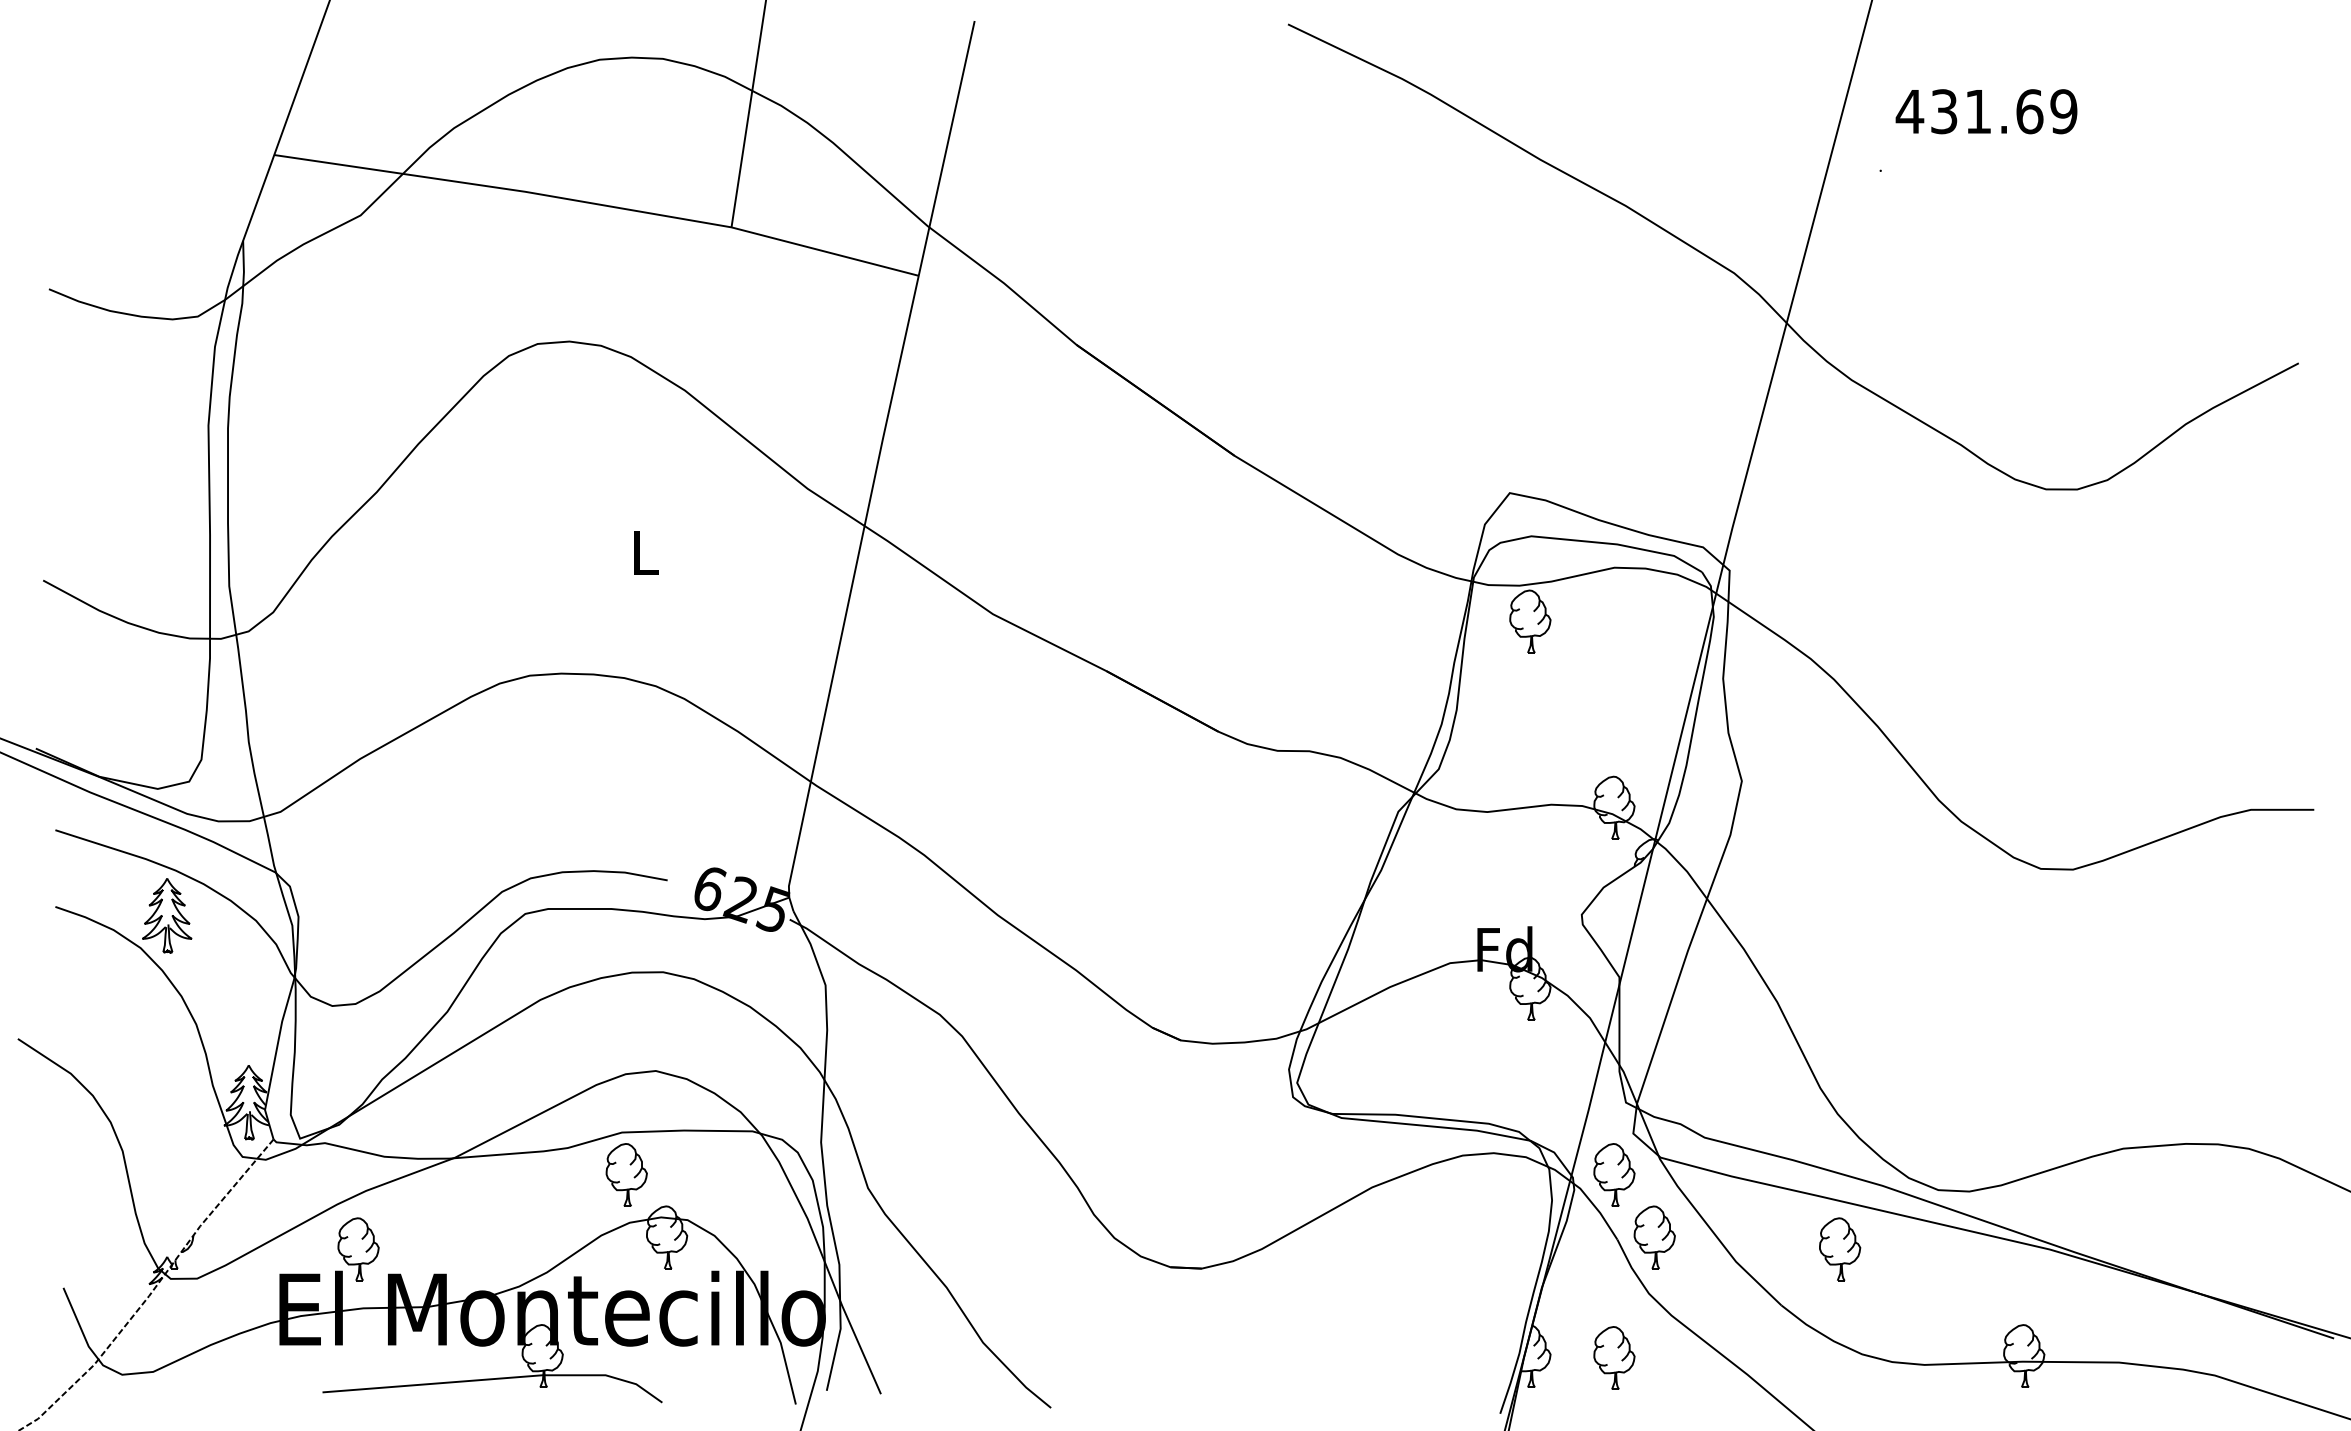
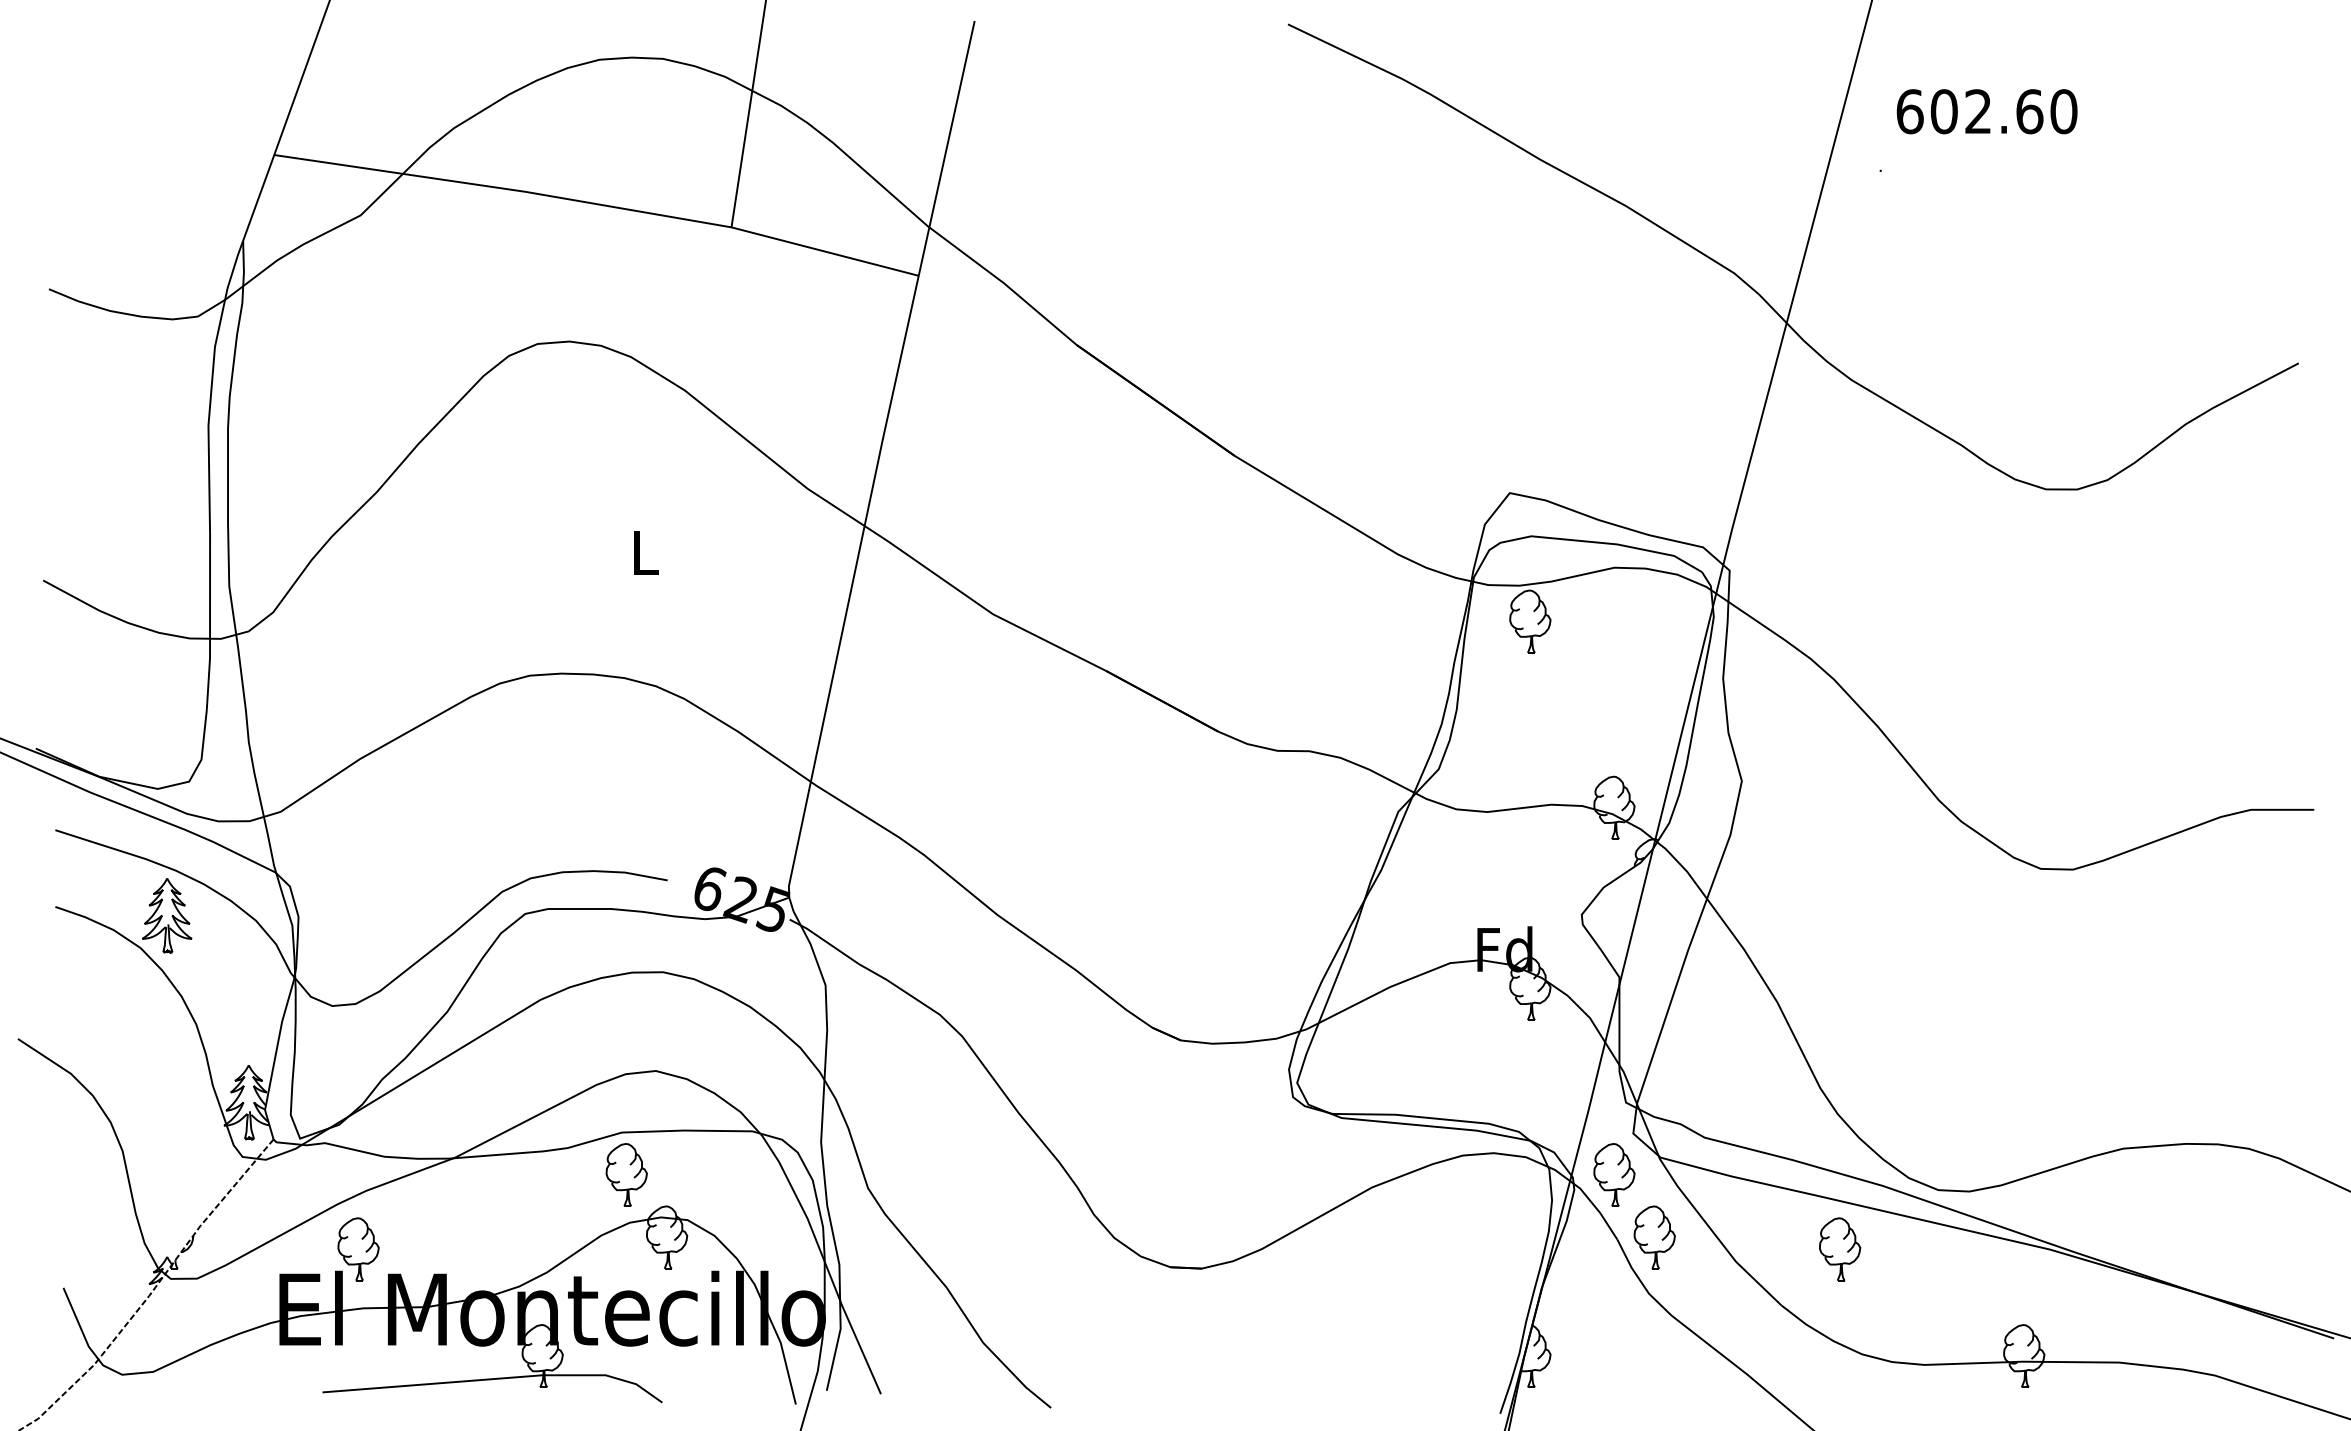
text: 431.69 -> 602.60 (1986, 111)
part: present -> none (1614, 1357)
